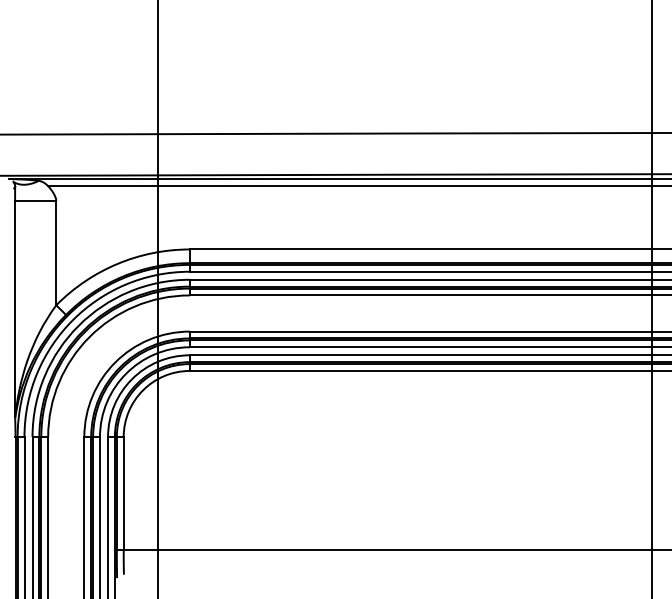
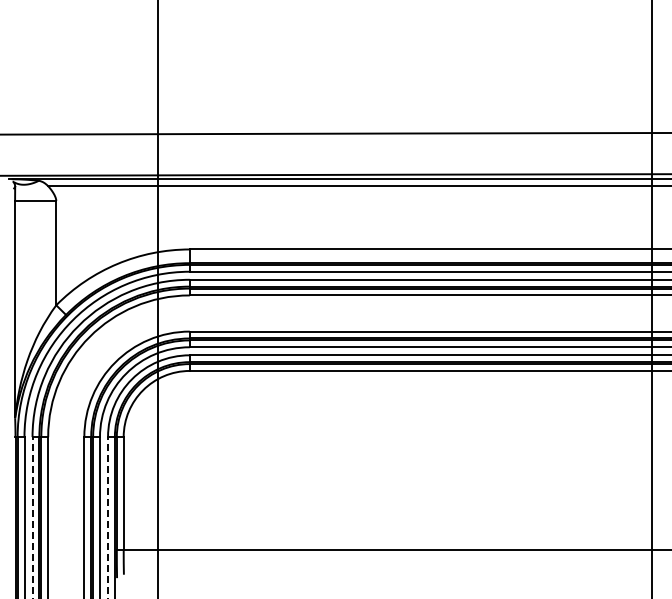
line: solid -> dashed (32, 517)
line: solid -> dashed (108, 517)
